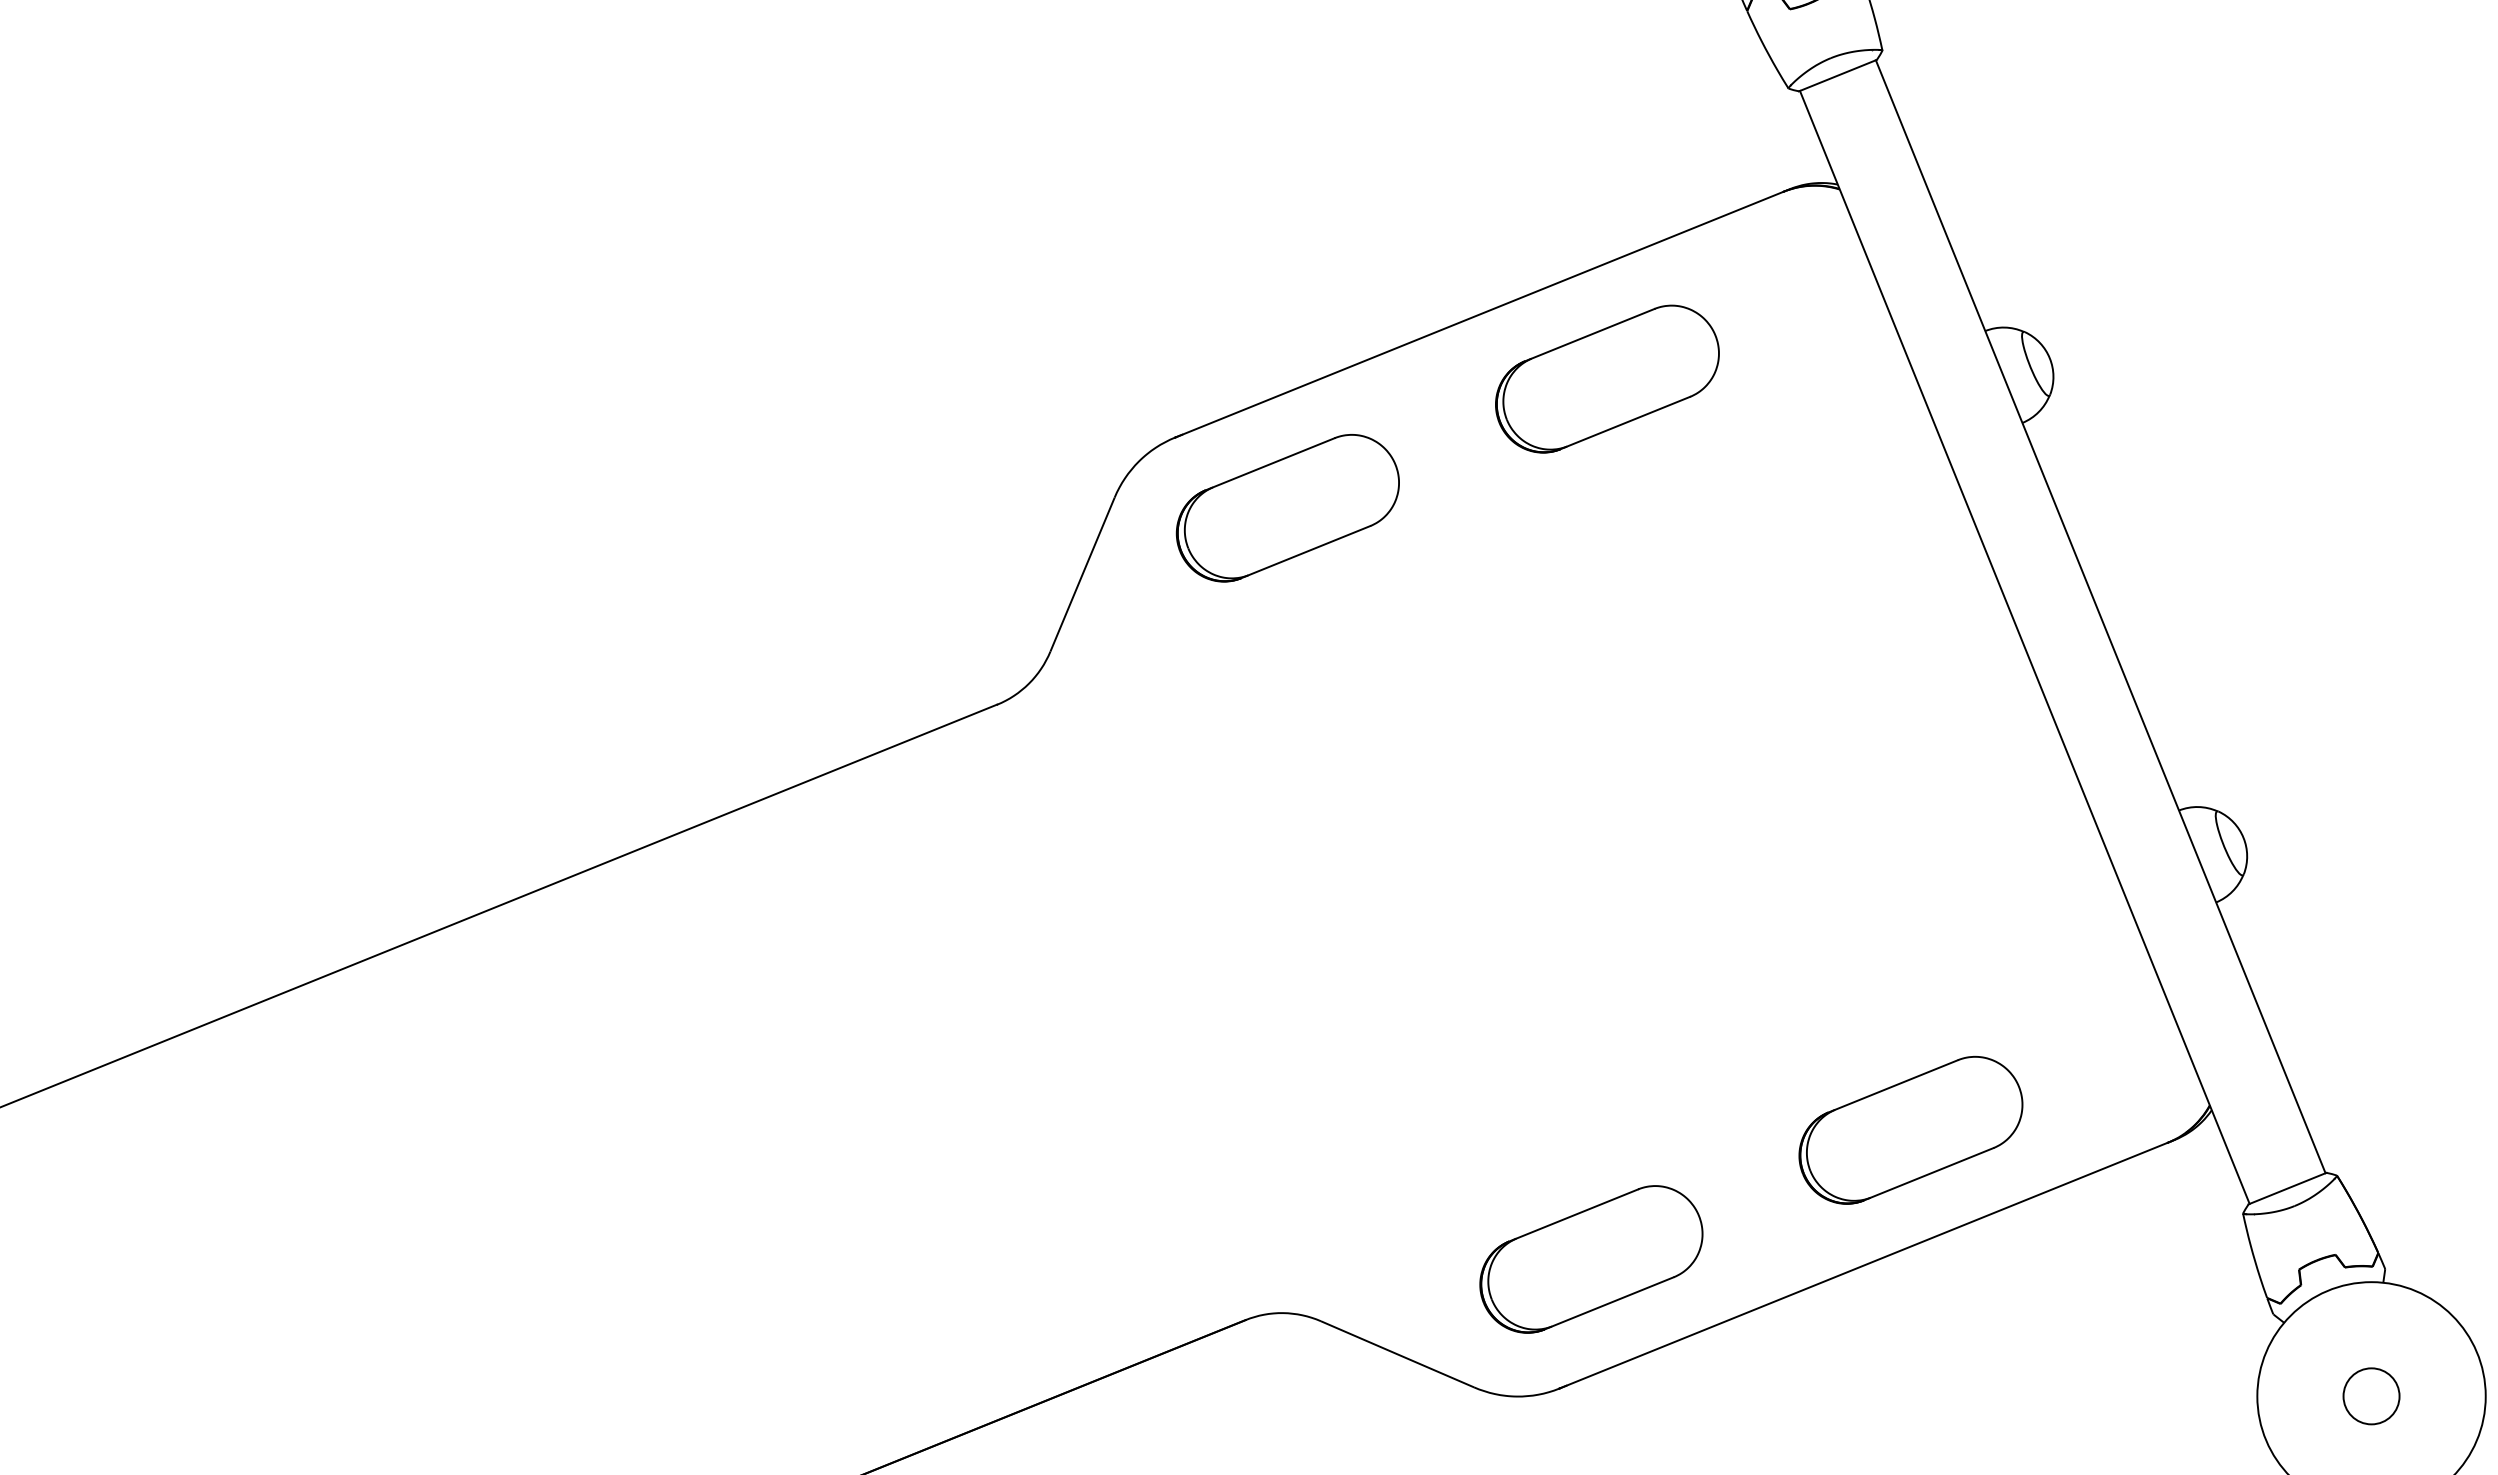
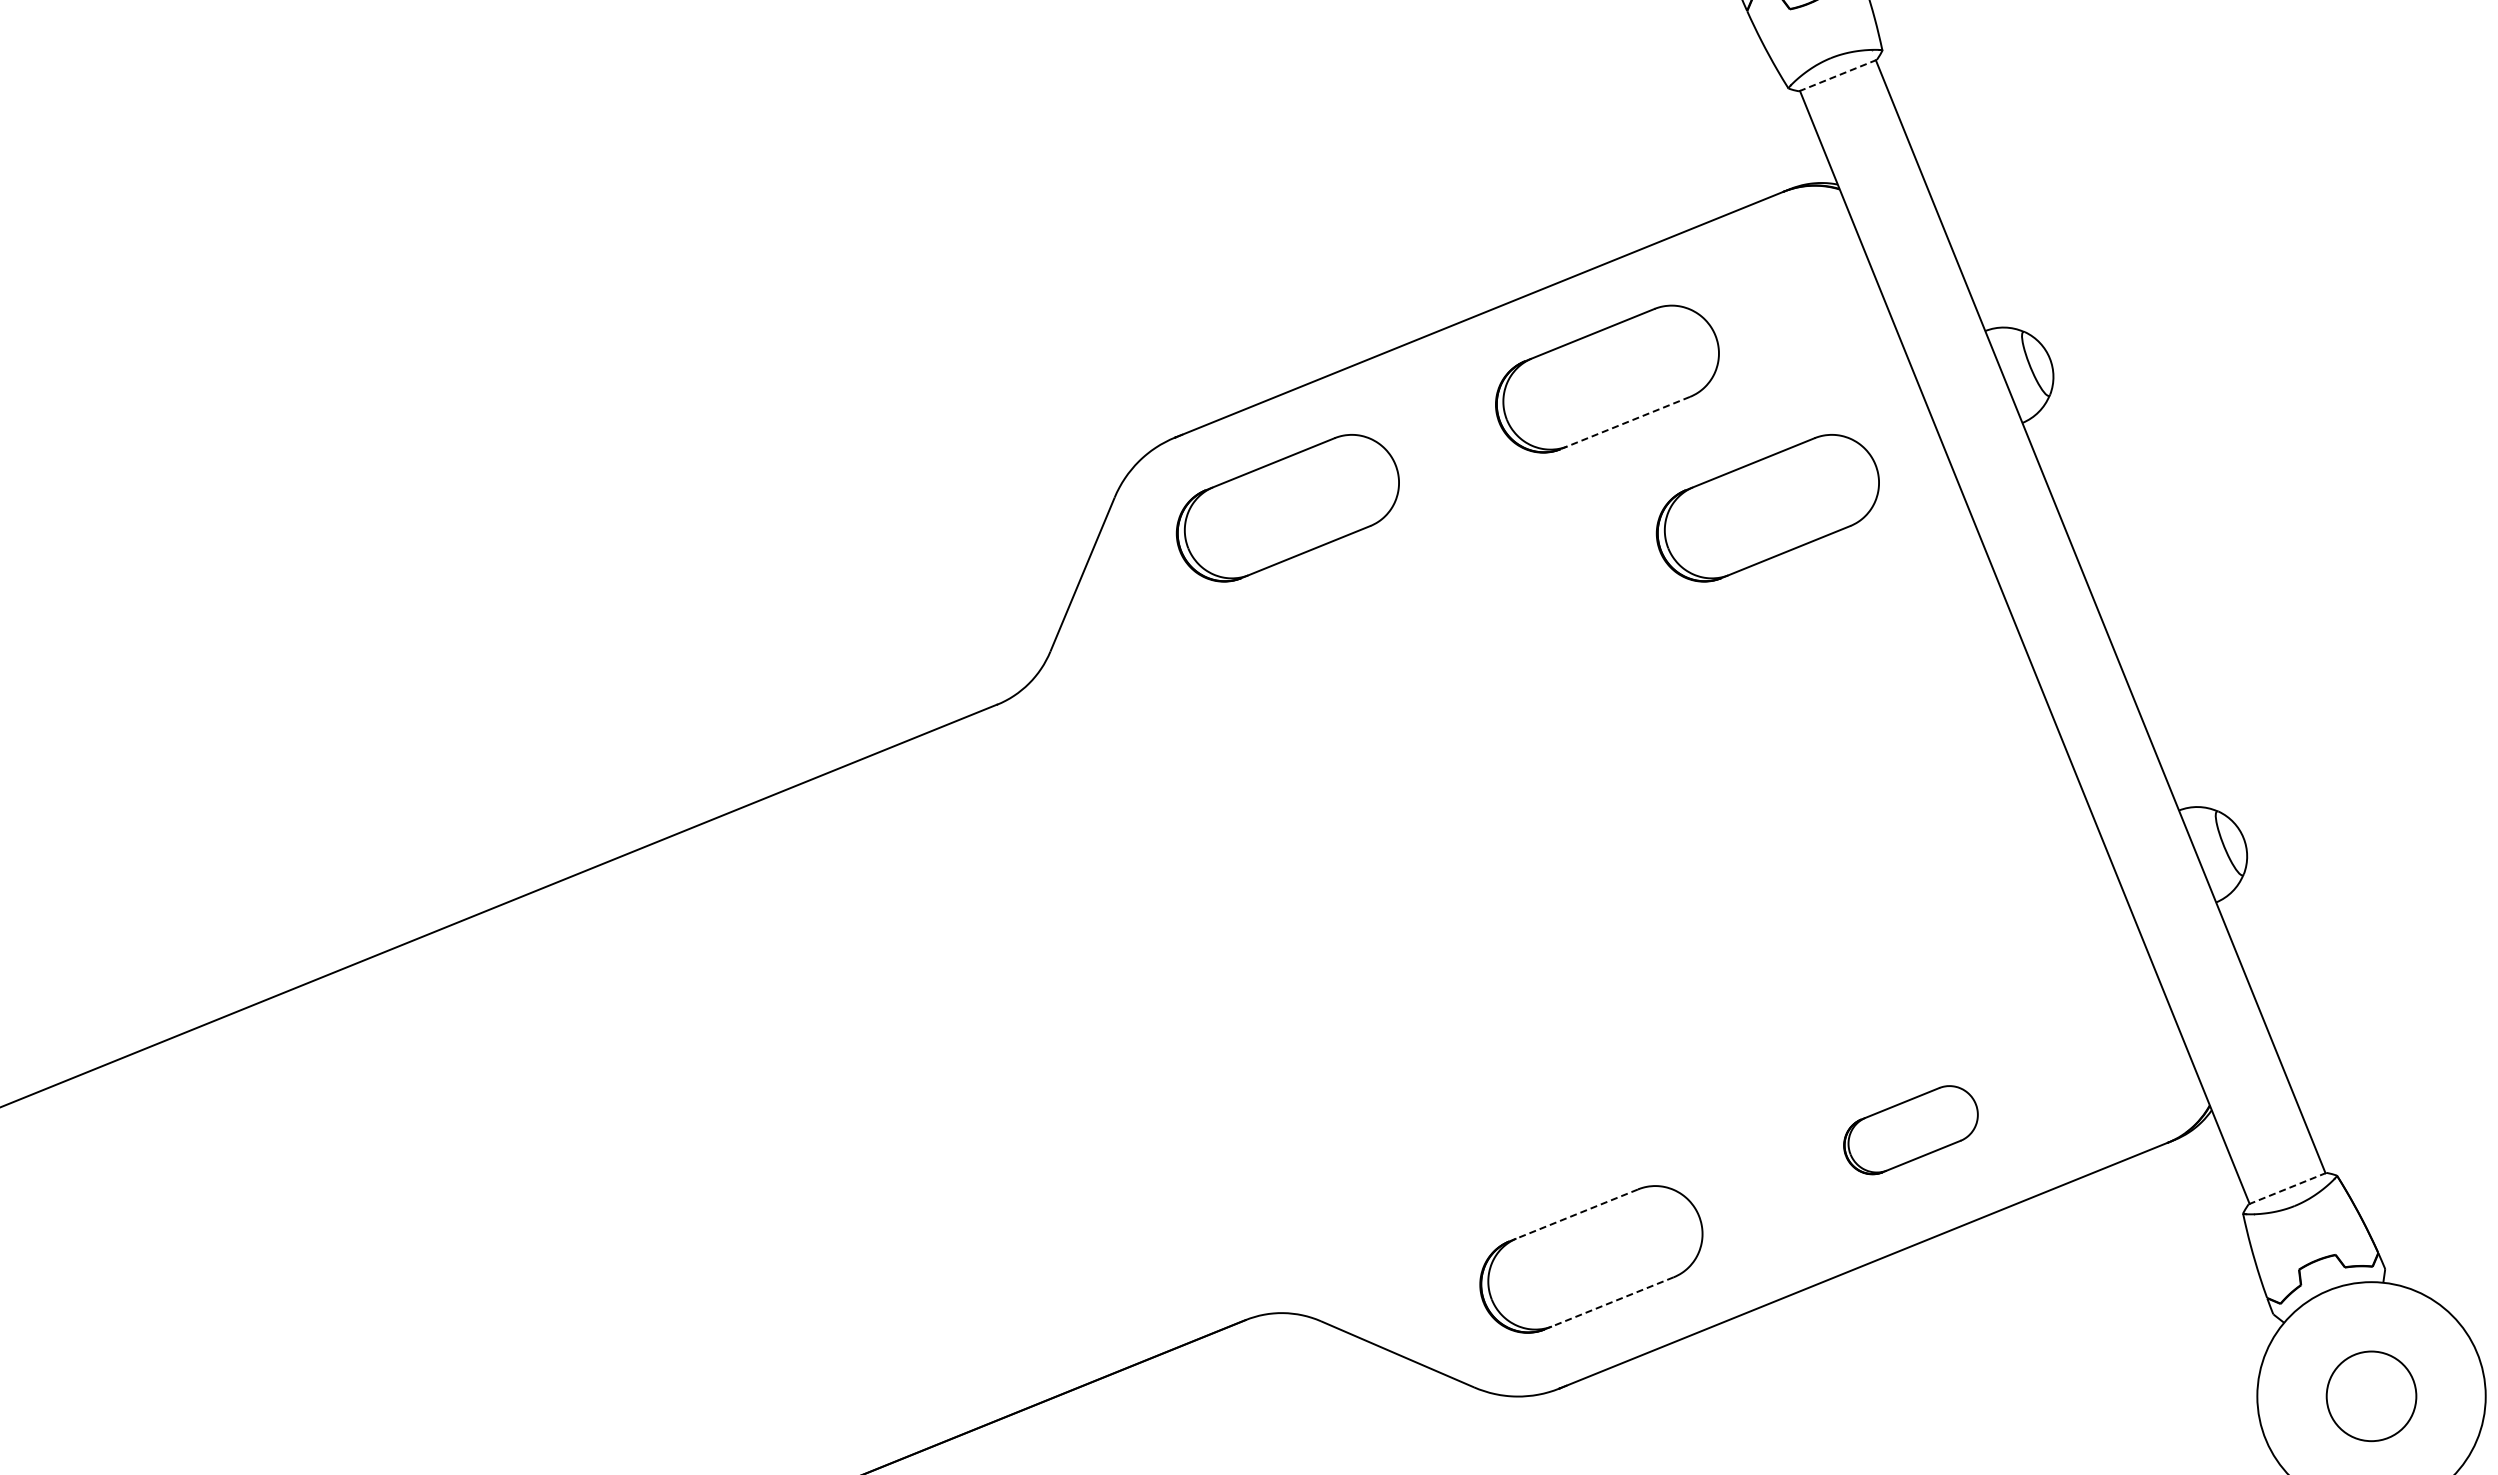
line: solid -> dashed (1838, 75)
line: solid -> dashed (1625, 423)
part: none -> present (1767, 508)
part size: 226x150 px -> 136x91 px (1910, 1130)
line: solid -> dashed (2287, 1188)
line: solid -> dashed (1573, 1215)
line: solid -> dashed (1609, 1303)
circle diameter: 56 px -> 90 px (2371, 1396)
